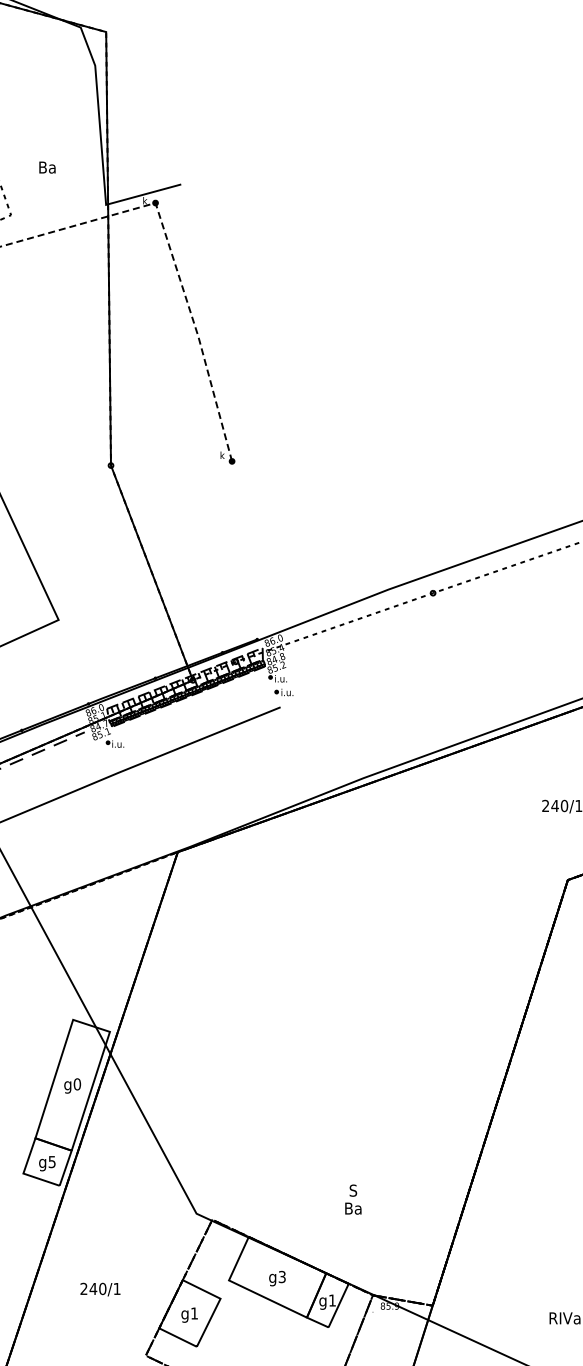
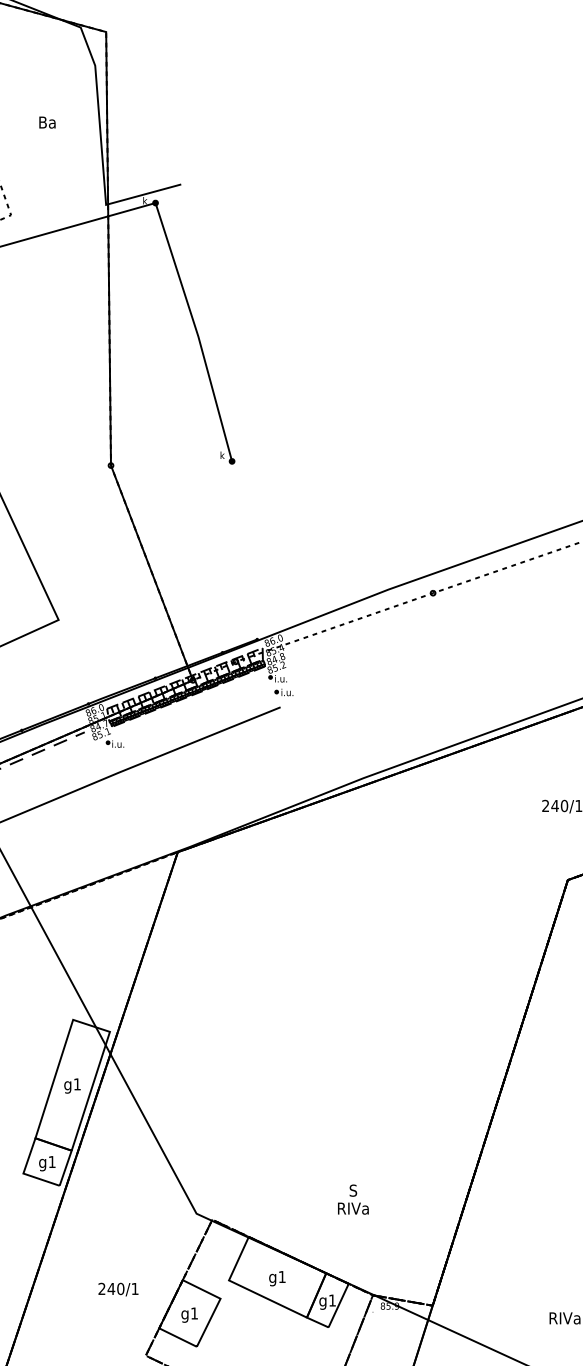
text position: (47, 167) -> (47, 122) (47, 122)
line: dashed -> solid (172, 255)
text: g0 -> g1 (77, 1084)
text: g5 -> g1 (51, 1162)
text: Ba -> RIVa (353, 1208)
text: g3 -> g1 (281, 1276)
text position: (100, 1289) -> (118, 1289) (118, 1289)
